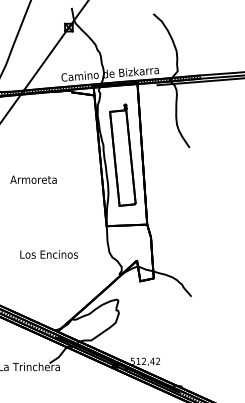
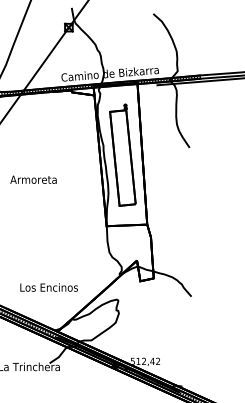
text position: (48, 254) -> (48, 287) (48, 287)
